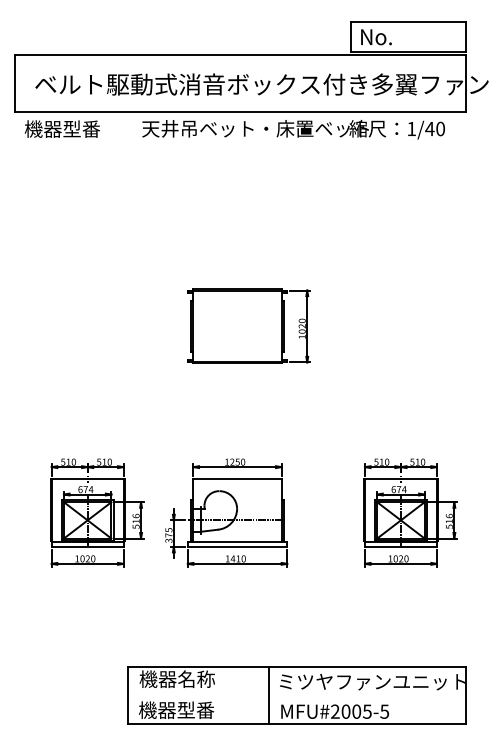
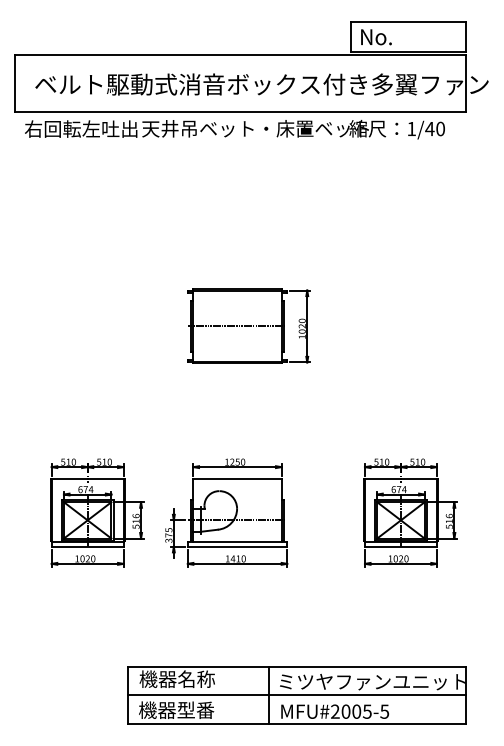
text: 機器型番 -> 右回転左吐出 (81, 128)
line: none -> present (237, 326)
line: none -> present (296, 695)
